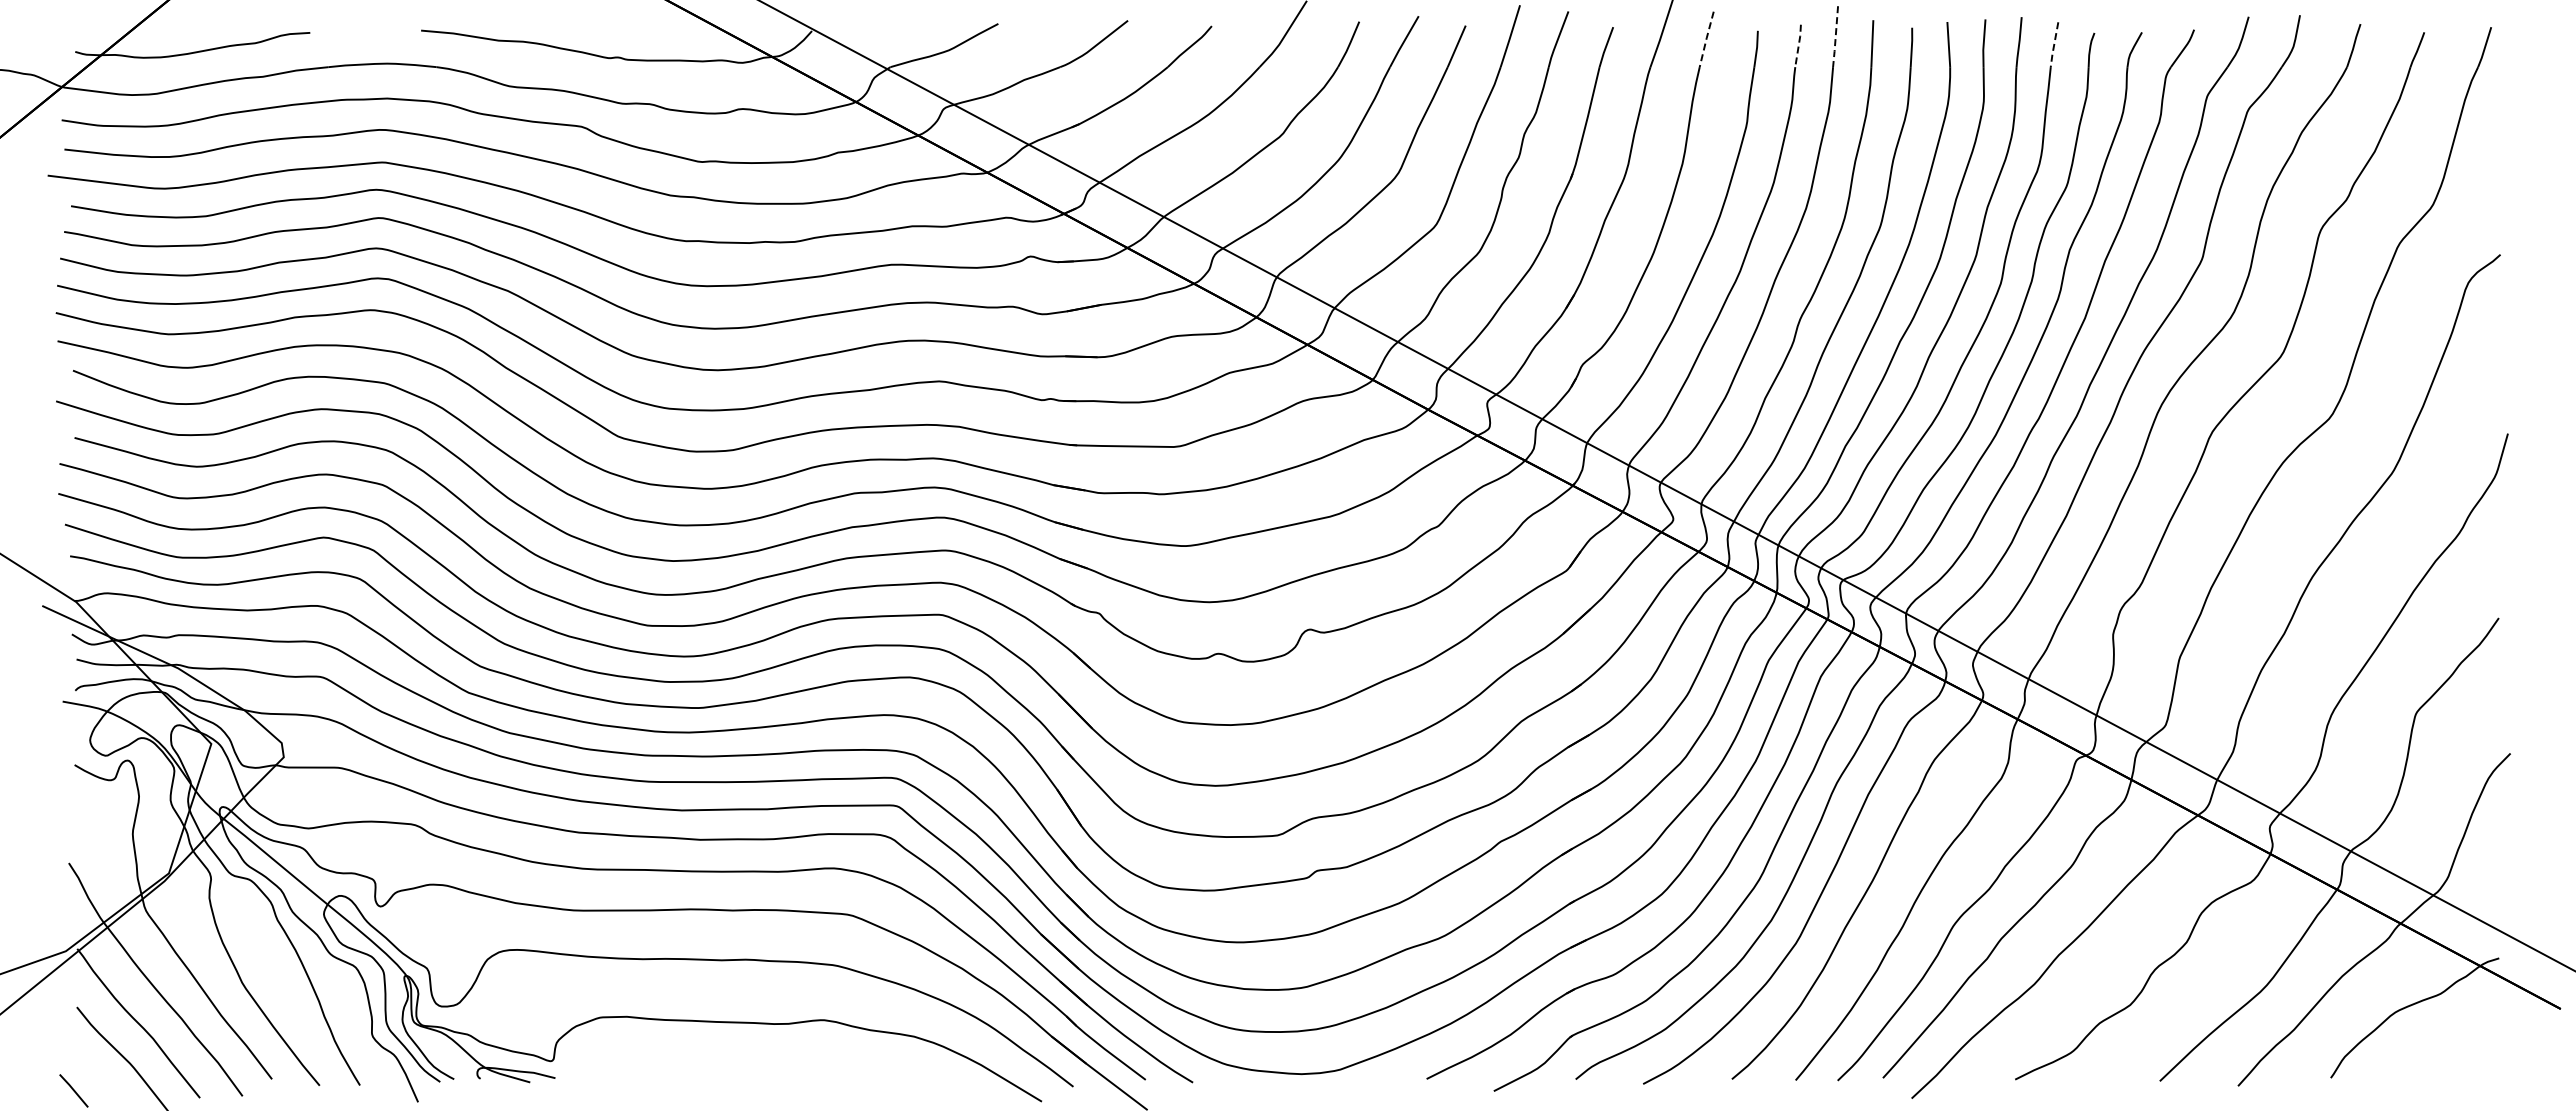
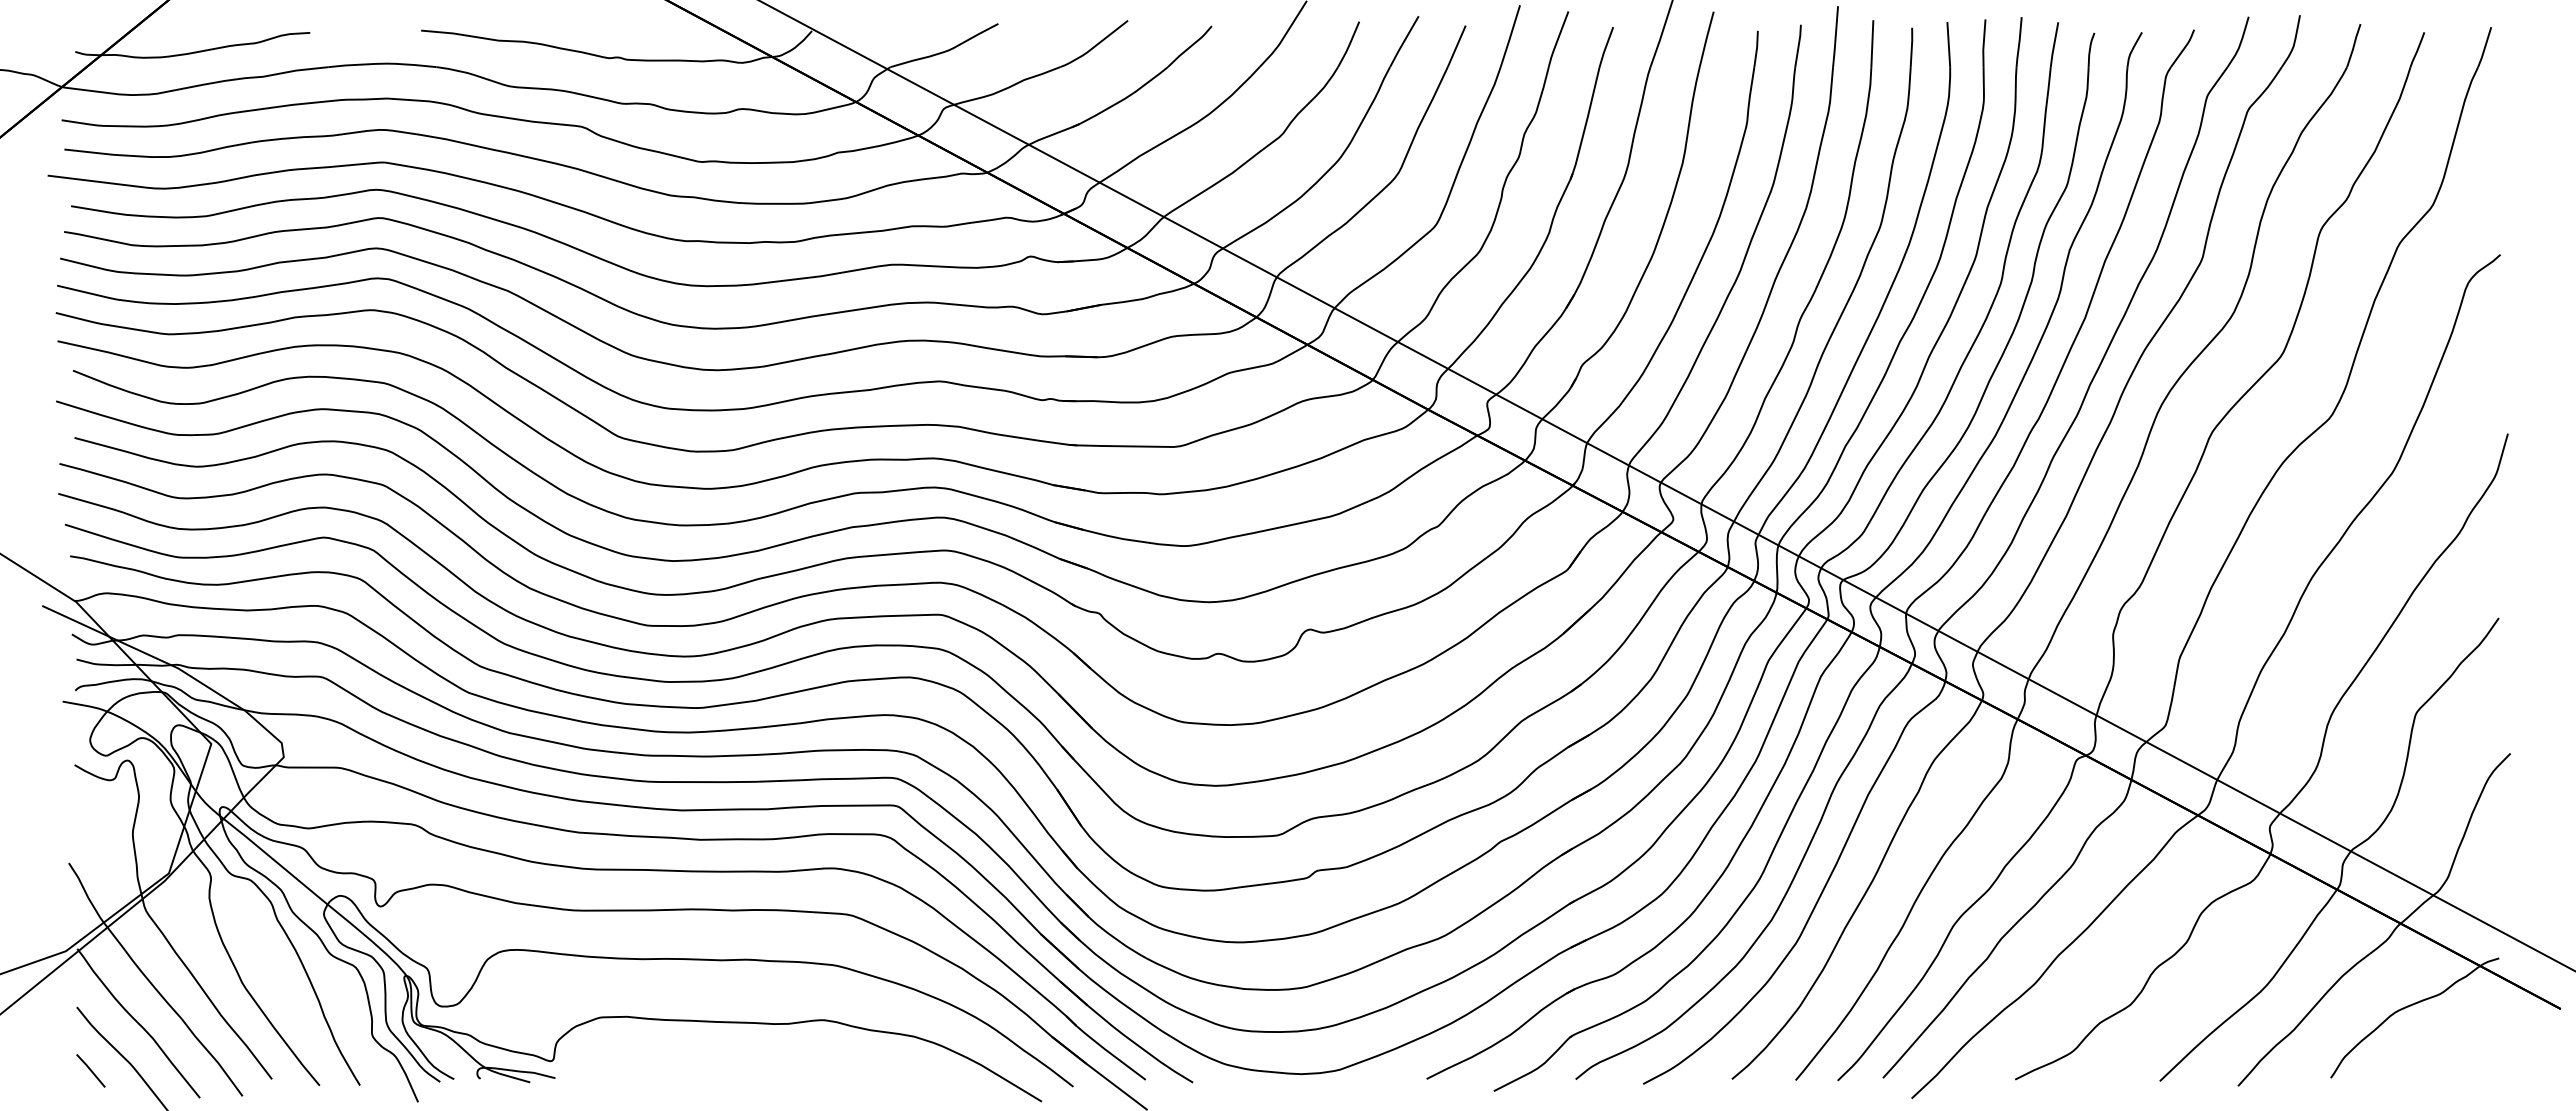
line: dashed -> solid (1835, 37)
line: dashed -> solid (1706, 39)
line: dashed -> solid (1798, 45)
line: dashed -> solid (2054, 45)
line position: (73, 1090) -> (90, 1070) (90, 1070)
